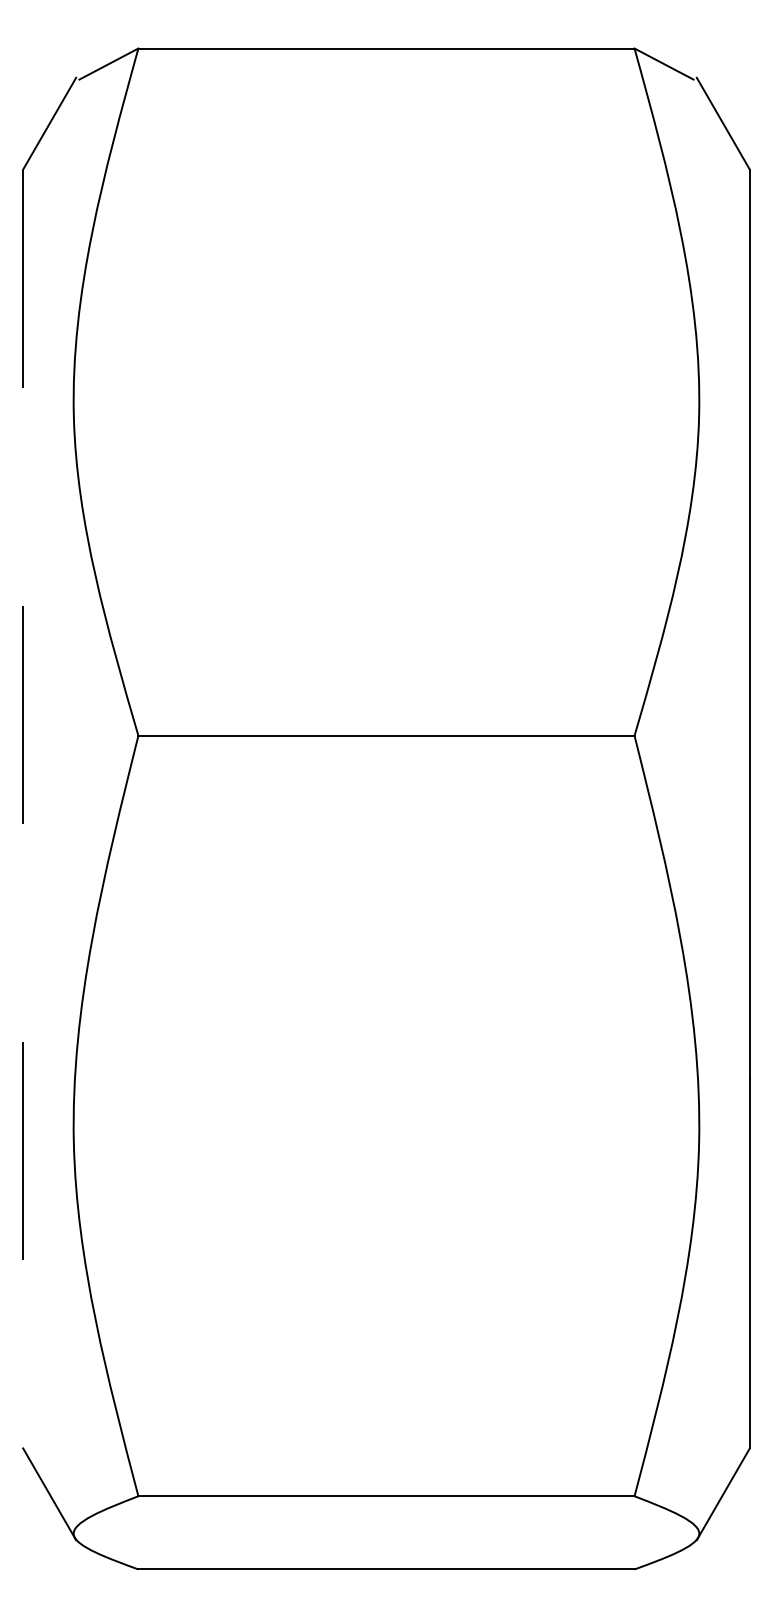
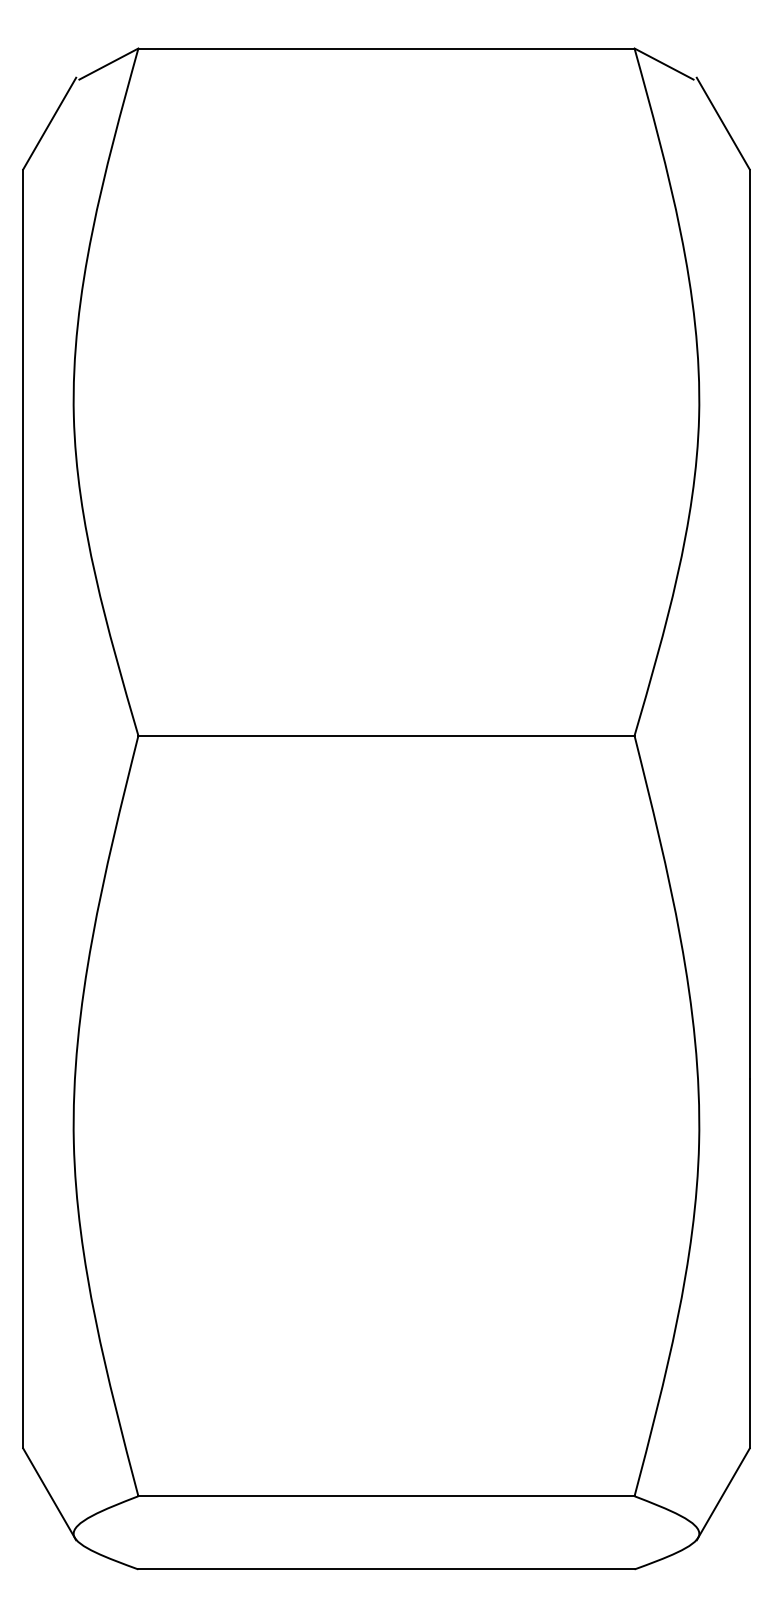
line: dashed -> solid (23, 809)
